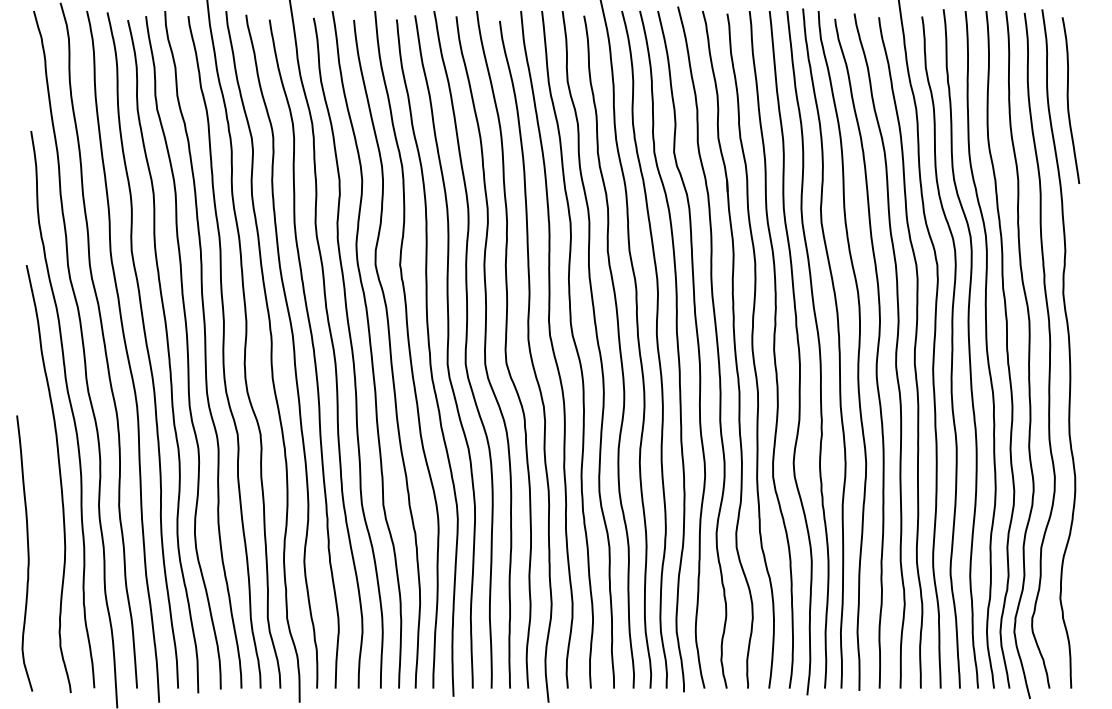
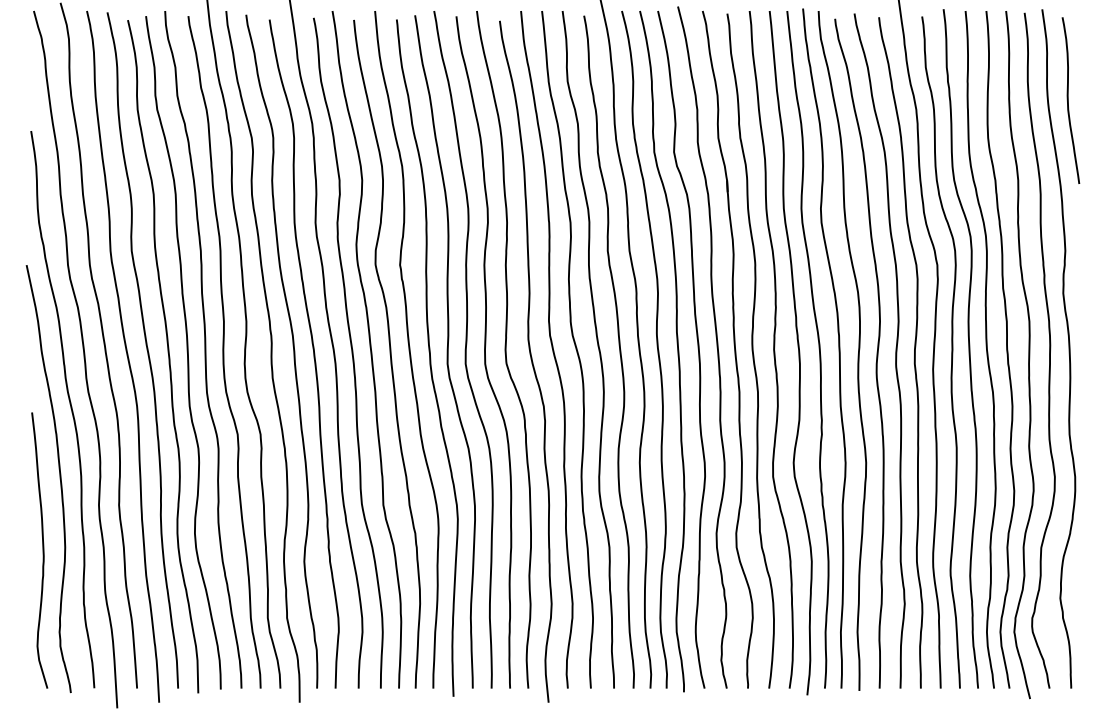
curve position: (27, 553) -> (42, 550) (42, 550)
